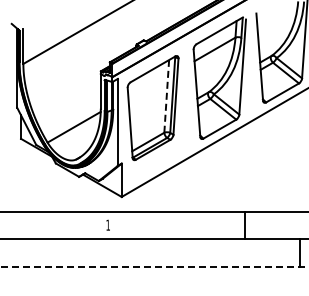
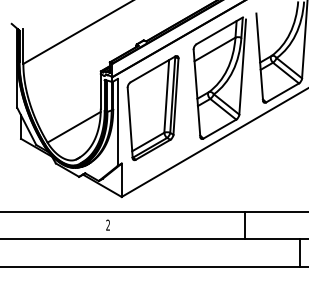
line: dashed -> solid (166, 95)
text: 1 -> 2 (107, 224)
line: dashed -> solid (154, 266)
